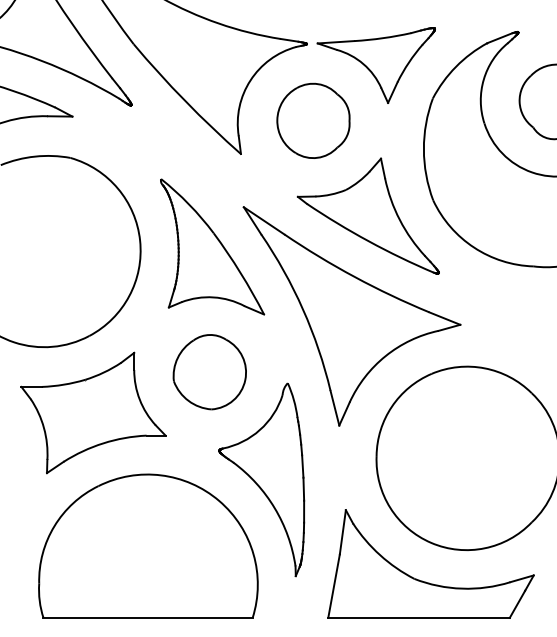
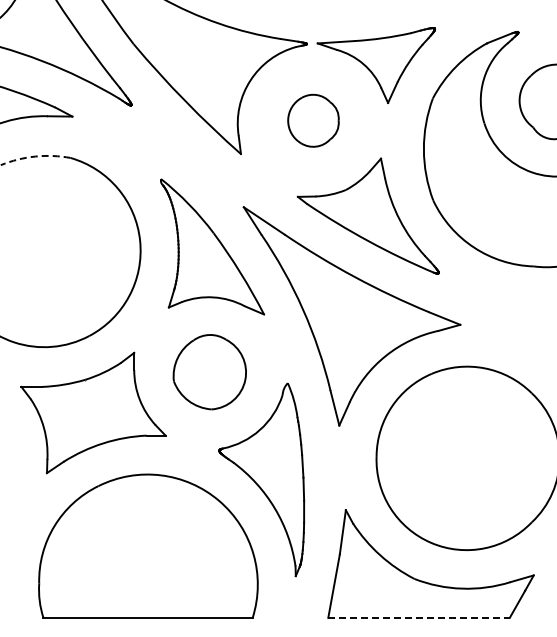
part size: 75x77 px -> 53x55 px (313, 120)
arc: solid -> dashed (35, 156)
line: solid -> dashed (419, 617)
